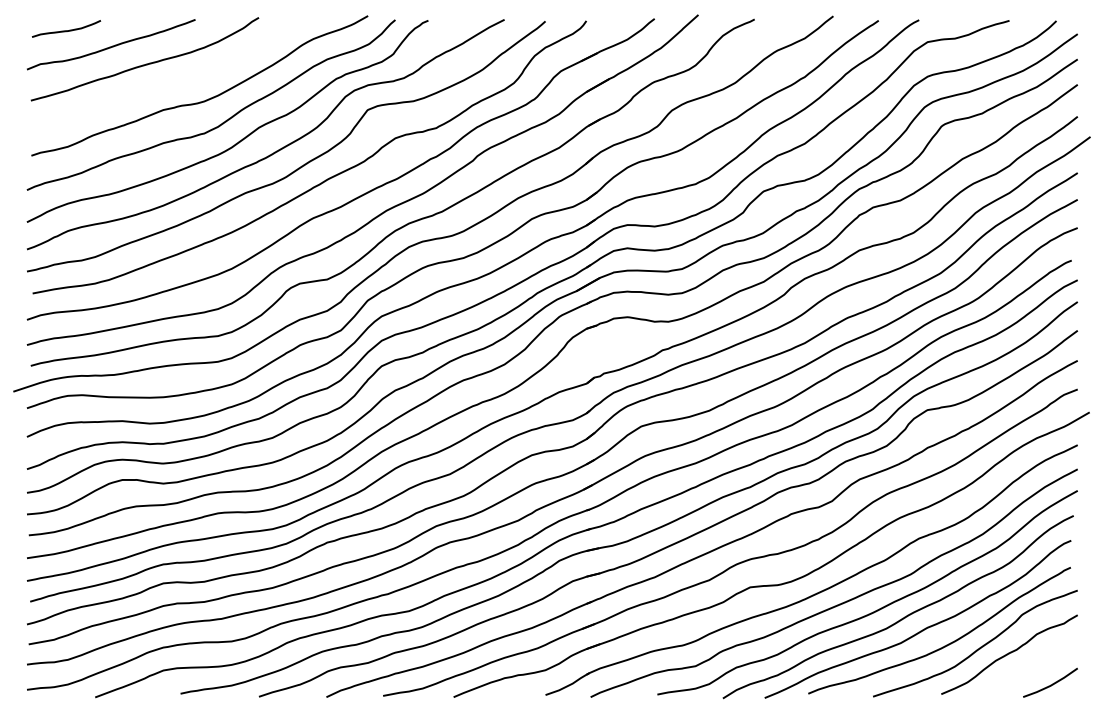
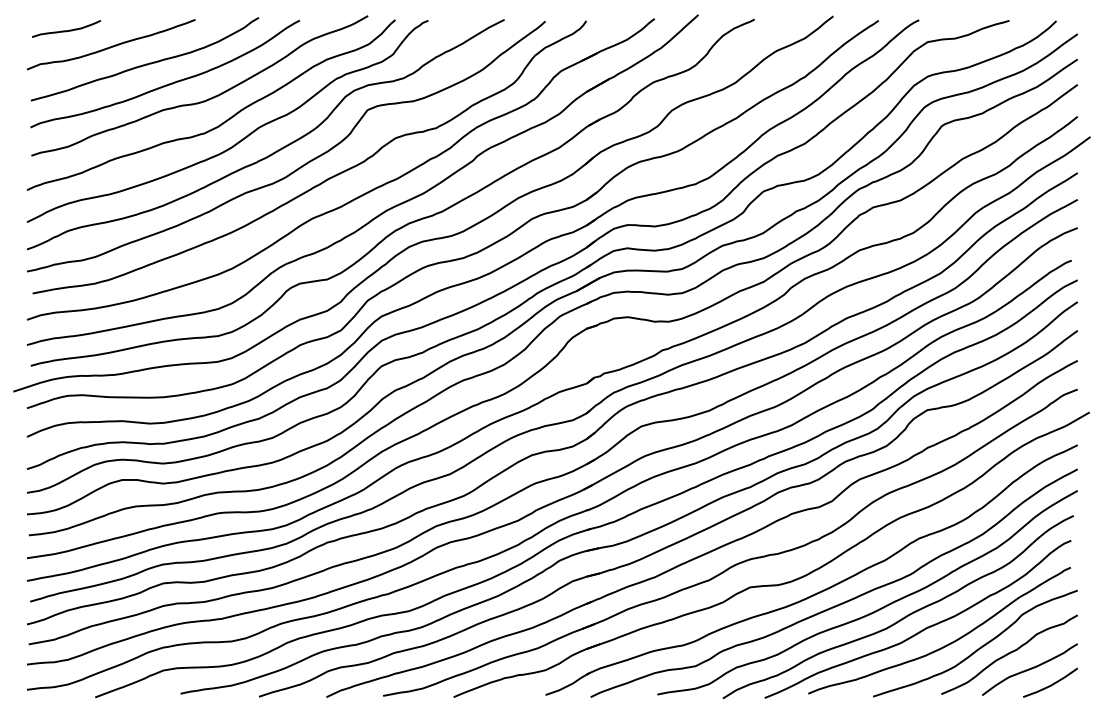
curve: none -> present (168, 83)
curve: none -> present (1029, 669)
